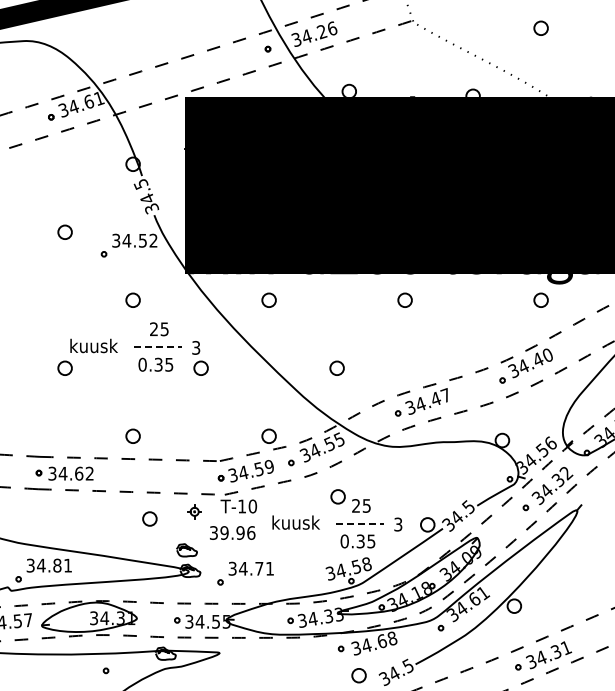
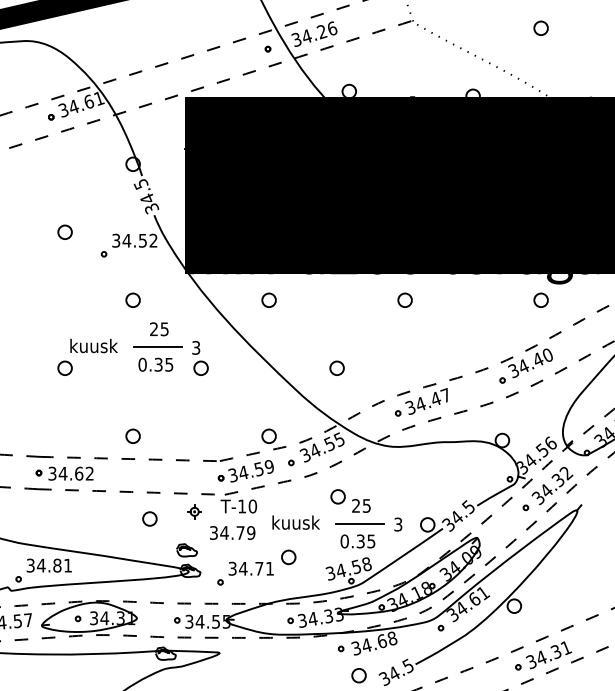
line: dashed -> solid (158, 347)
line: dashed -> solid (360, 523)
text: 39.96 -> 34.79 (237, 532)
circle: none -> present (288, 557)
circle position: (105, 670) -> (77, 618) (77, 618)
